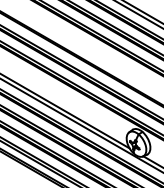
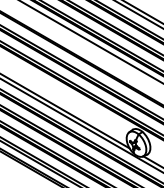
line: none -> present (91, 41)
